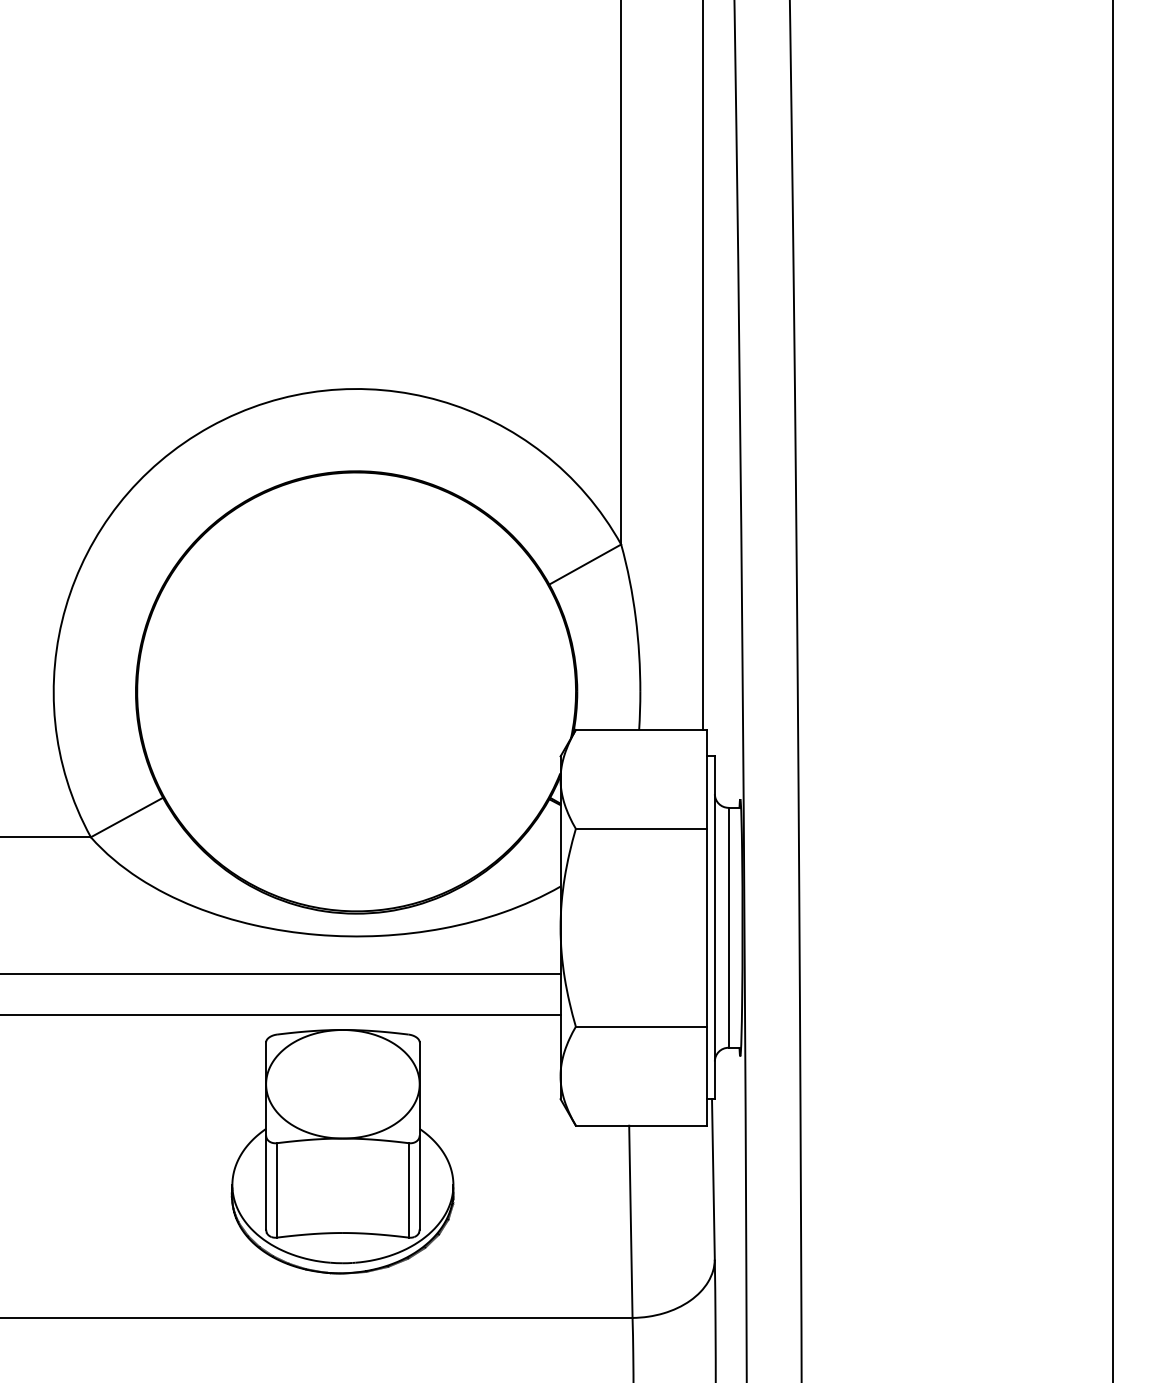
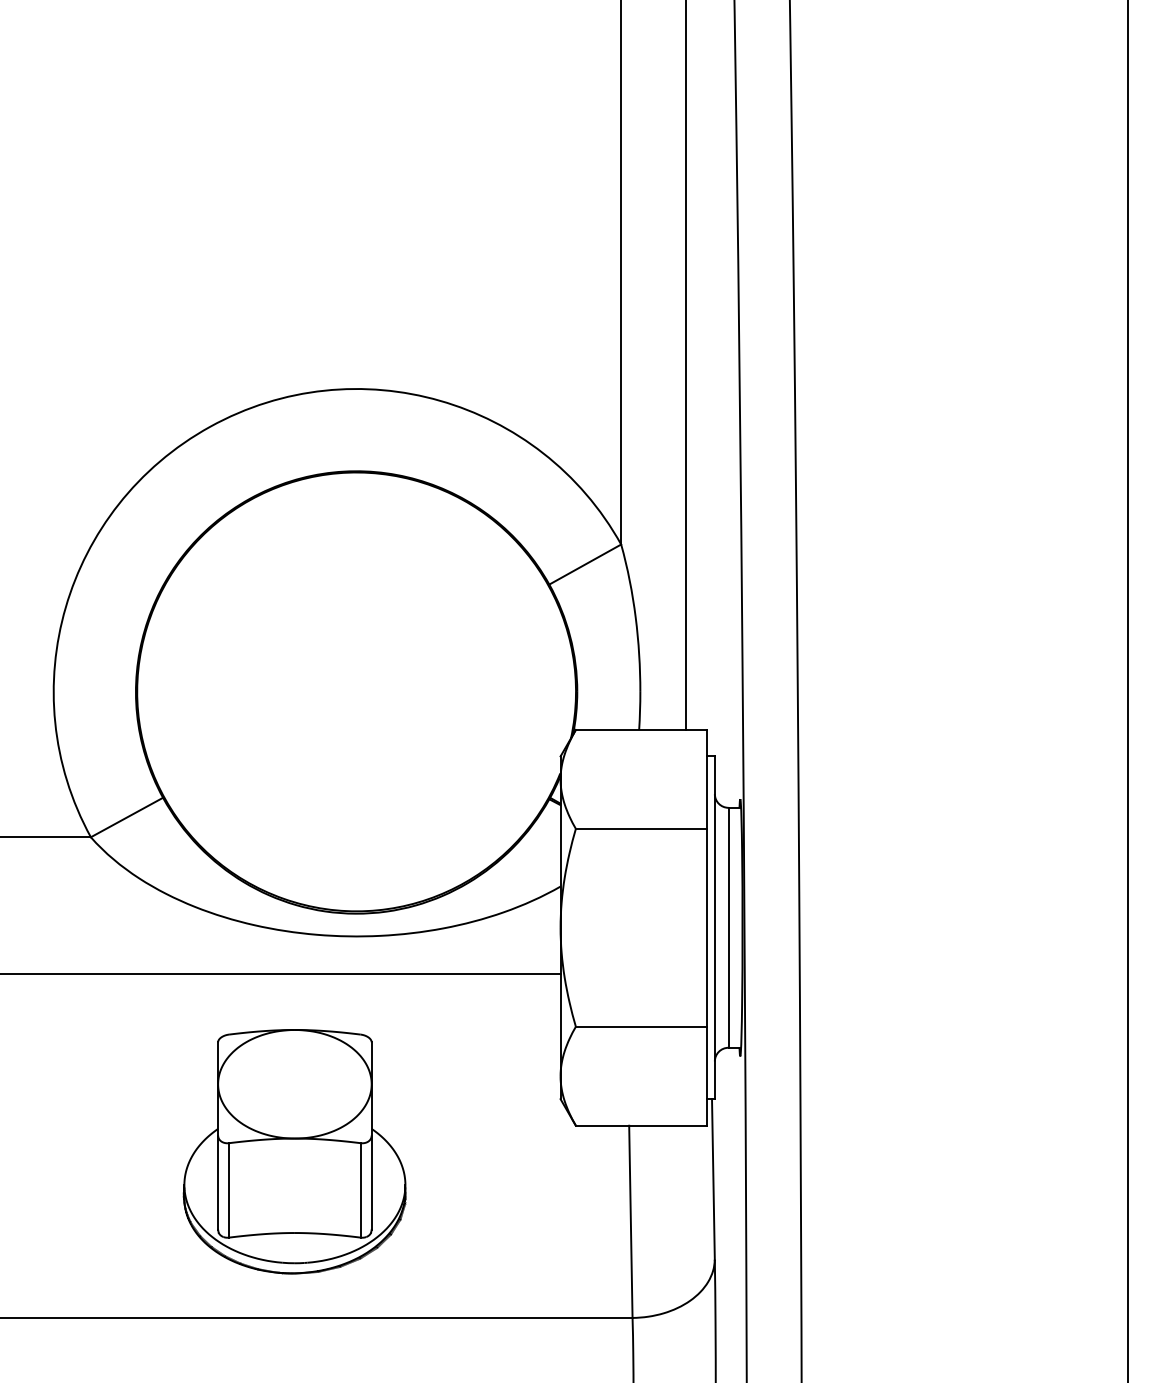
line position: (703, 365) -> (686, 365) (686, 365)
line position: (1113, 690) -> (1128, 690) (1128, 690)
line: present -> none (281, 1014)
part position: (342, 1151) -> (294, 1151) (294, 1151)
